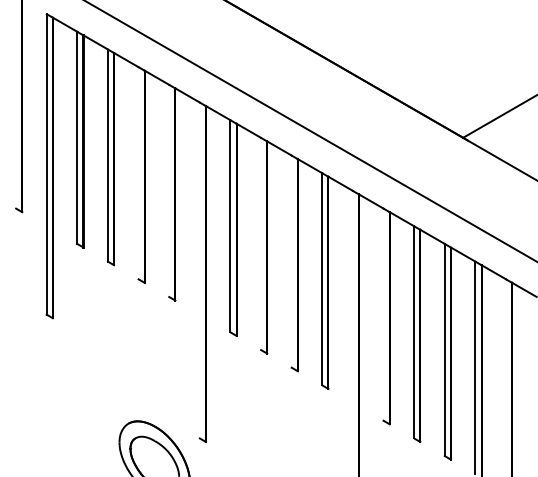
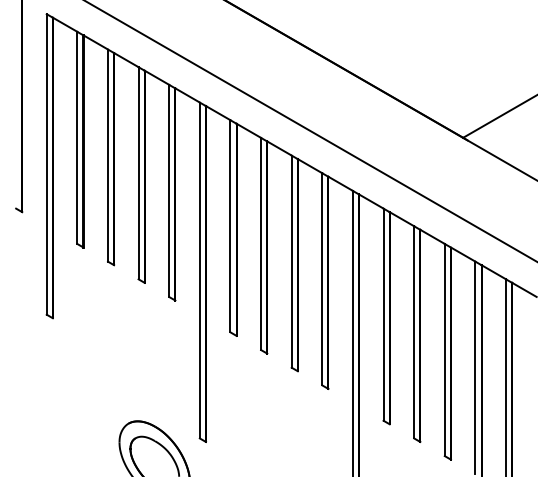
line: none -> present (138, 173)
line: none -> present (169, 190)
line: none -> present (261, 243)
line: none -> present (291, 261)
line: none -> present (199, 270)
line: none -> present (383, 314)
line: none -> present (352, 331)
line: none -> present (506, 376)
